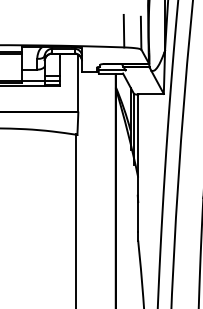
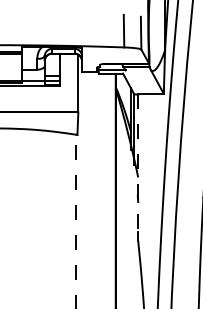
line: solid -> dashed (138, 162)
line: solid -> dashed (75, 221)
